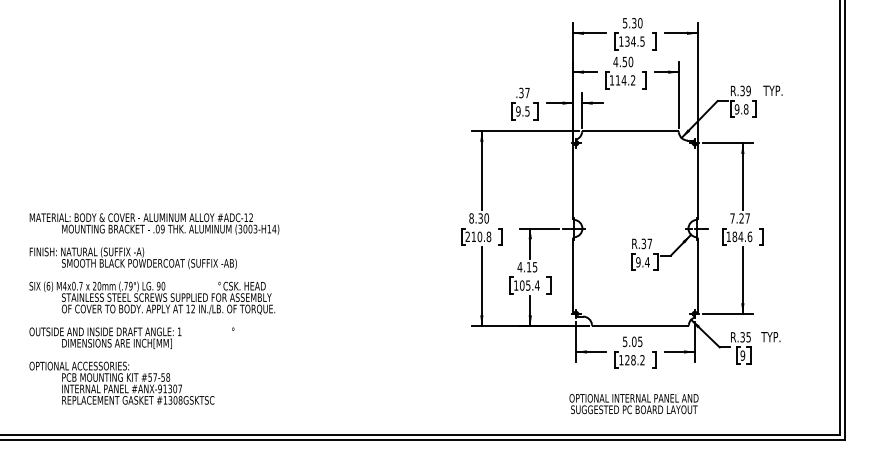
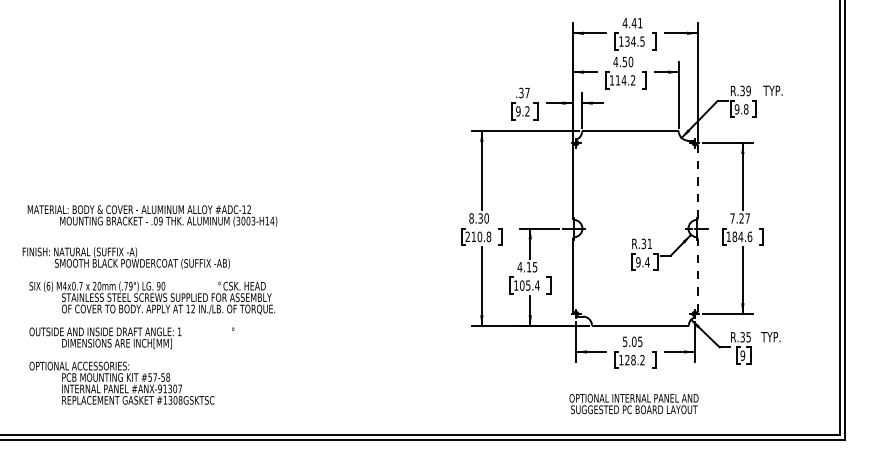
text: 5.30 -> 4.41 (632, 23)
text: 9.5 -> 9.2 (527, 111)
line: solid -> dashed (697, 181)
text position: (154, 223) -> (152, 215) (152, 215)
text: R.37 -> R.31 (649, 243)
text position: (132, 258) -> (125, 258) (125, 258)
line: solid -> dashed (697, 275)
